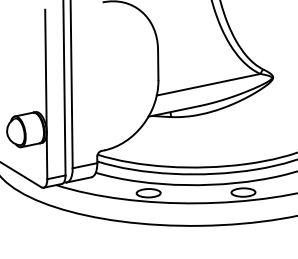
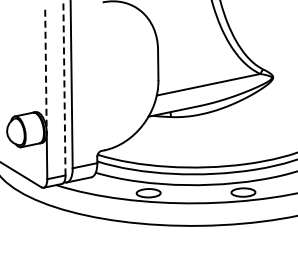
line: solid -> dashed (45, 71)
line: solid -> dashed (64, 87)
